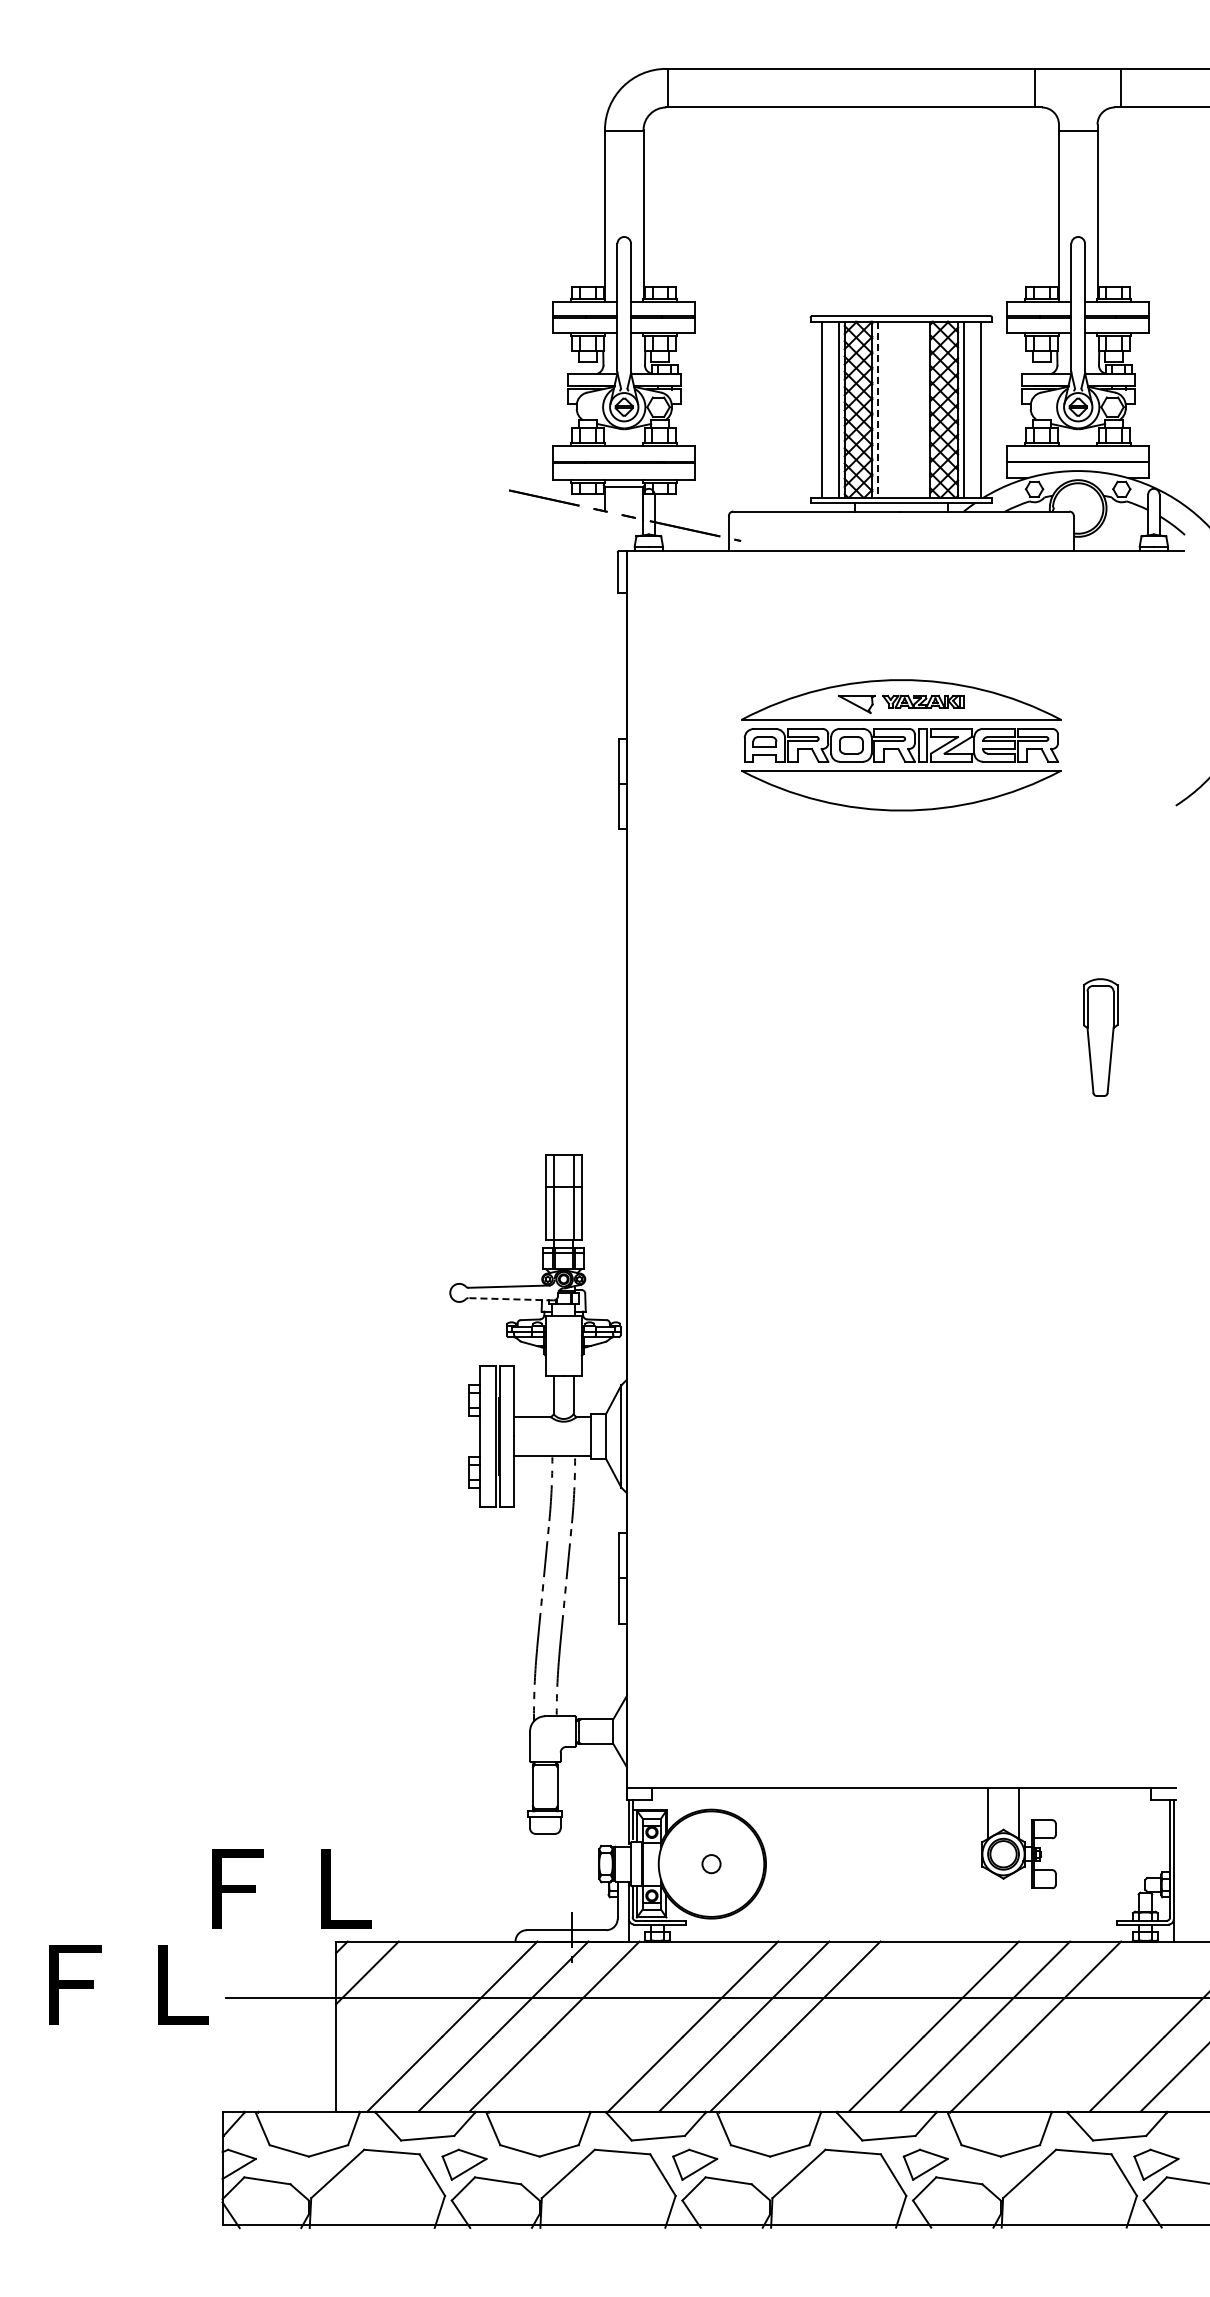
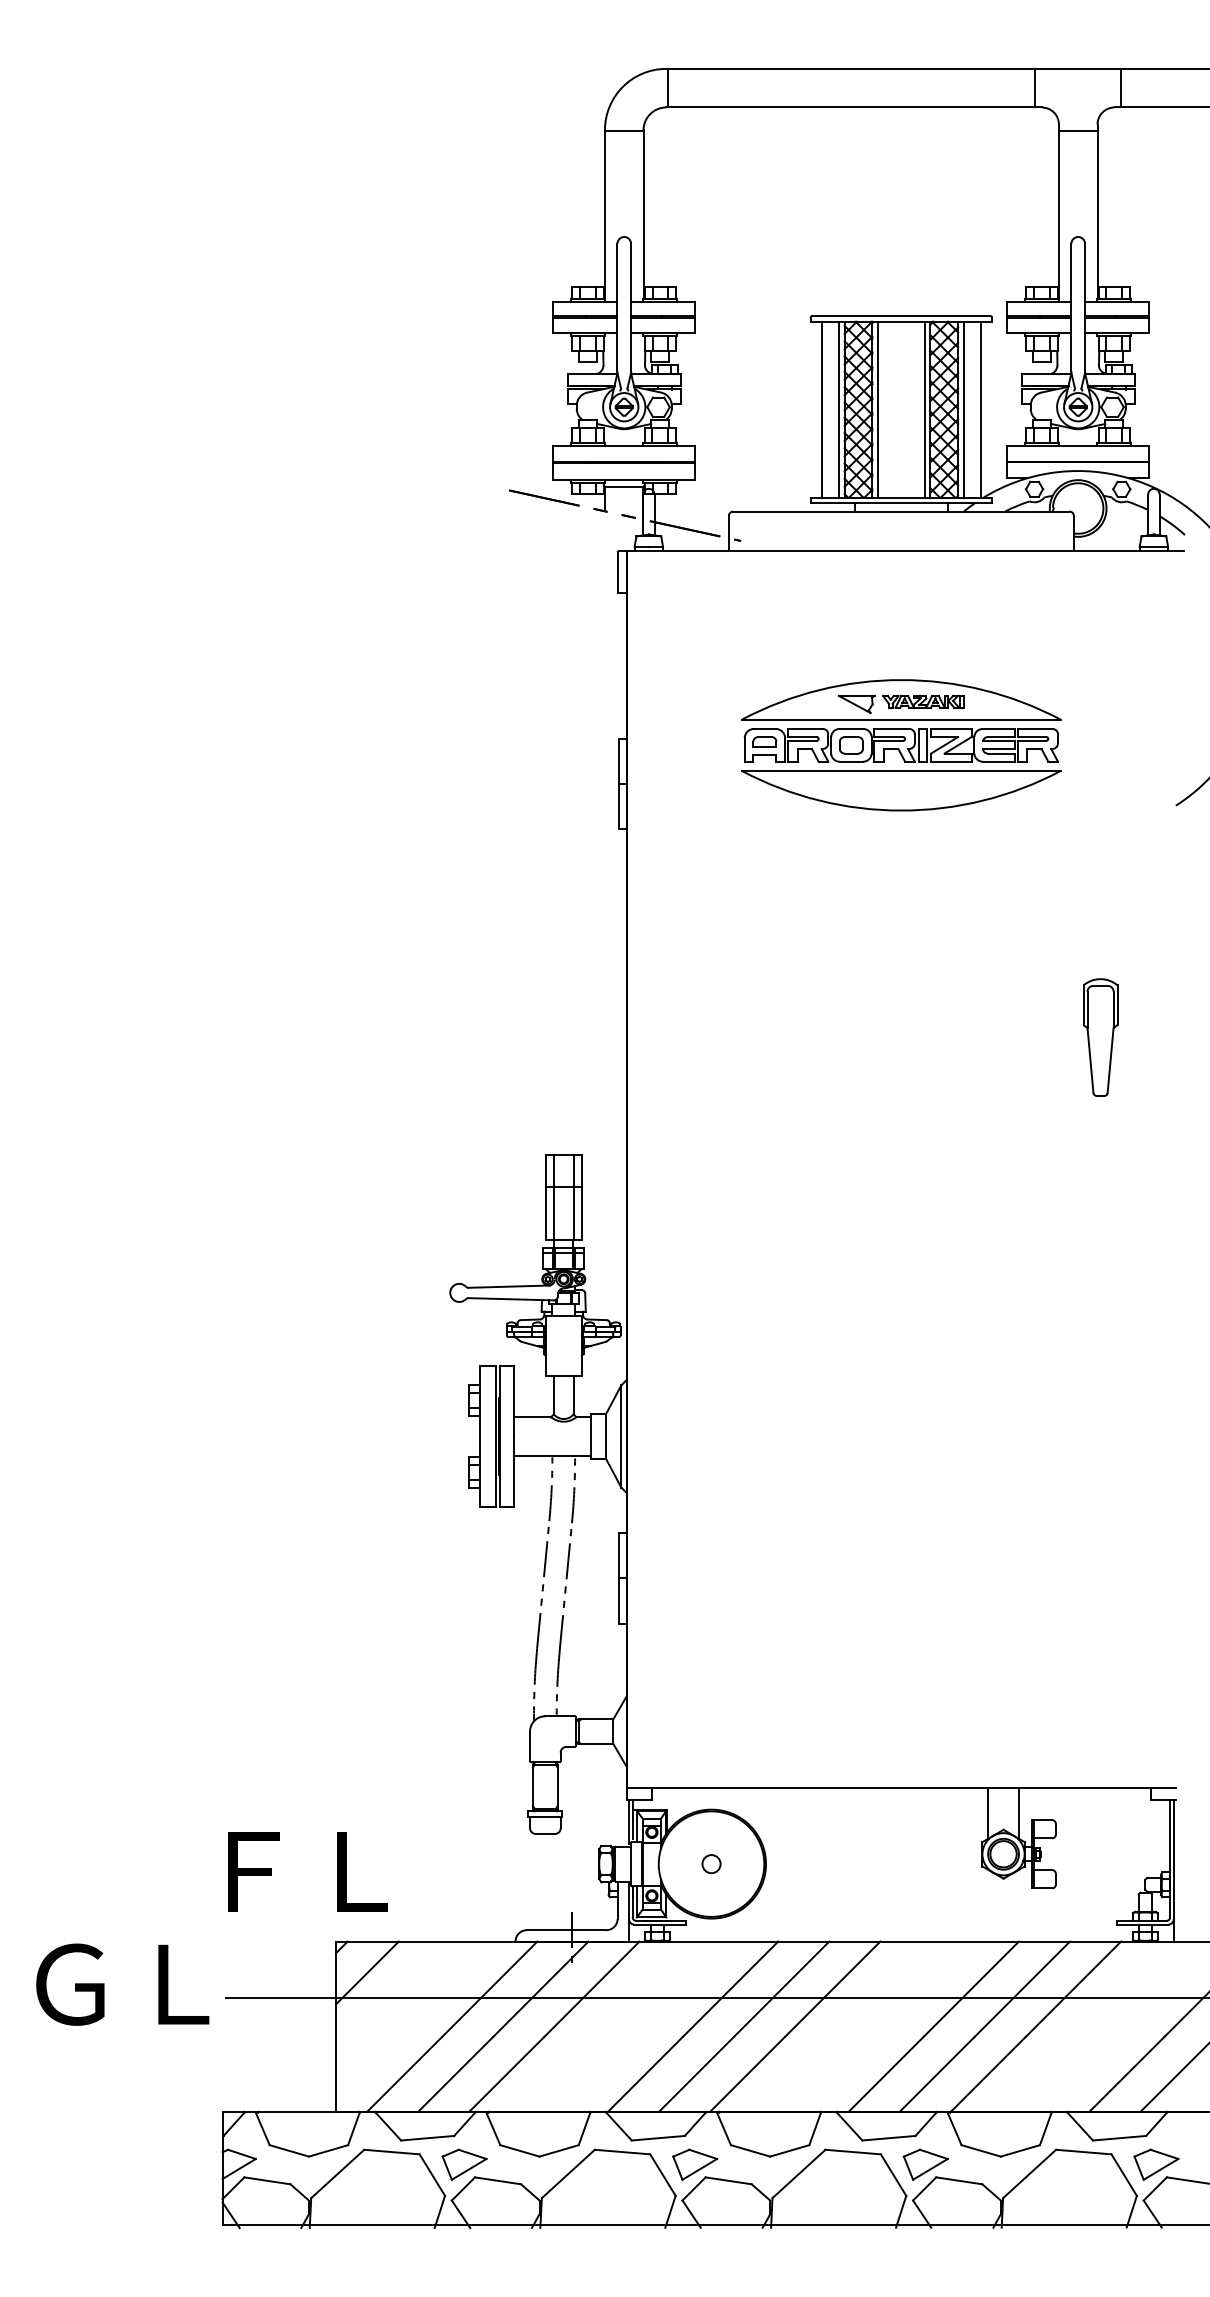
line: dashed -> solid (878, 409)
line: none -> present (924, 409)
line: dashed -> solid (510, 1299)
text position: (291, 1888) -> (307, 1871) (307, 1871)
text: ＦＬ -> ＧＬ (122, 1984)
